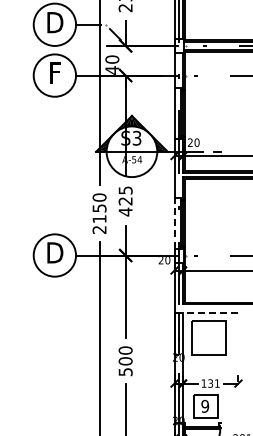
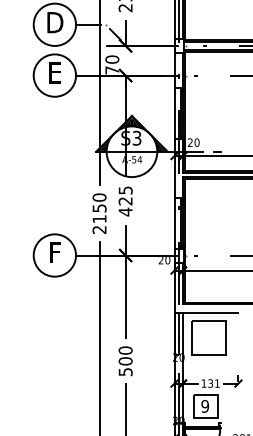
text: 40 -> 70 (112, 70)
text: F -> E (54, 72)
line: dashed -> solid (174, 222)
text: D -> F (55, 252)
line: dashed -> solid (206, 312)
